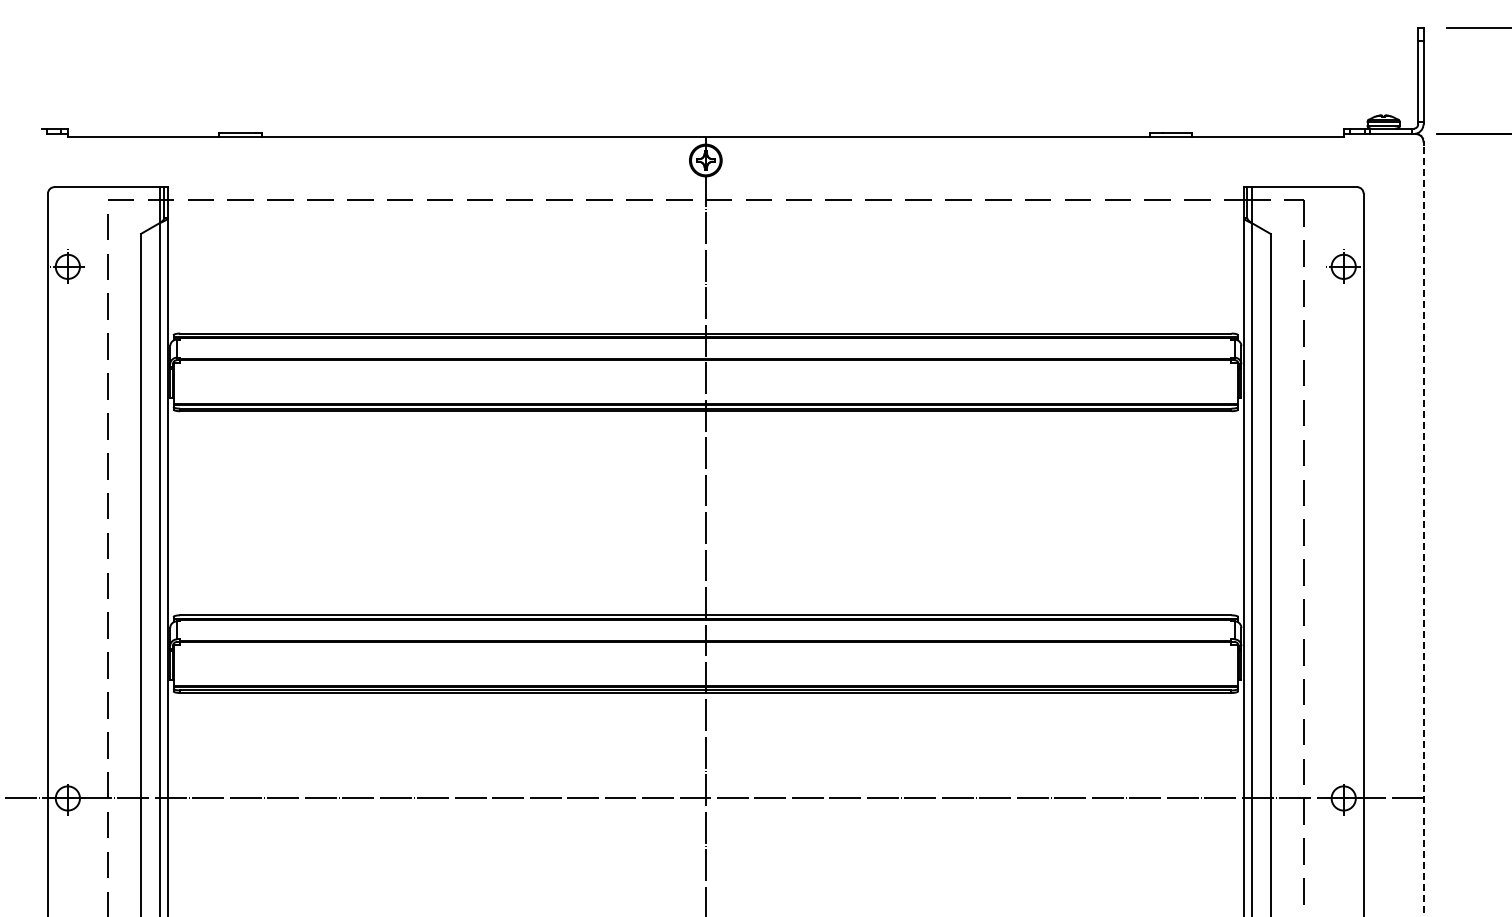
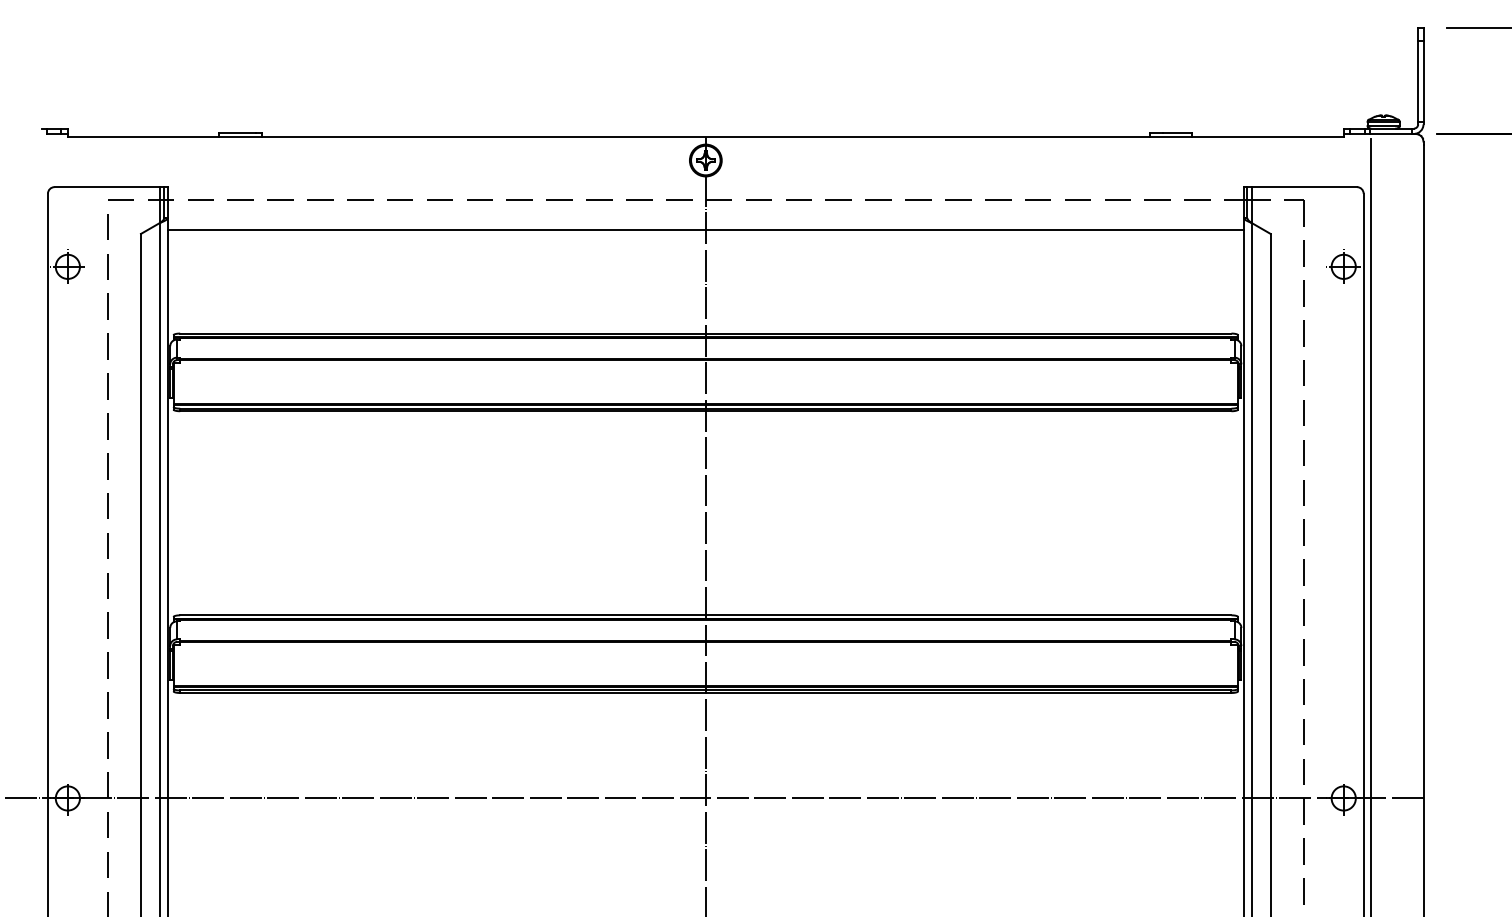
line: none -> present (705, 230)
line: none -> present (1370, 526)
line: dashed -> solid (1423, 531)
